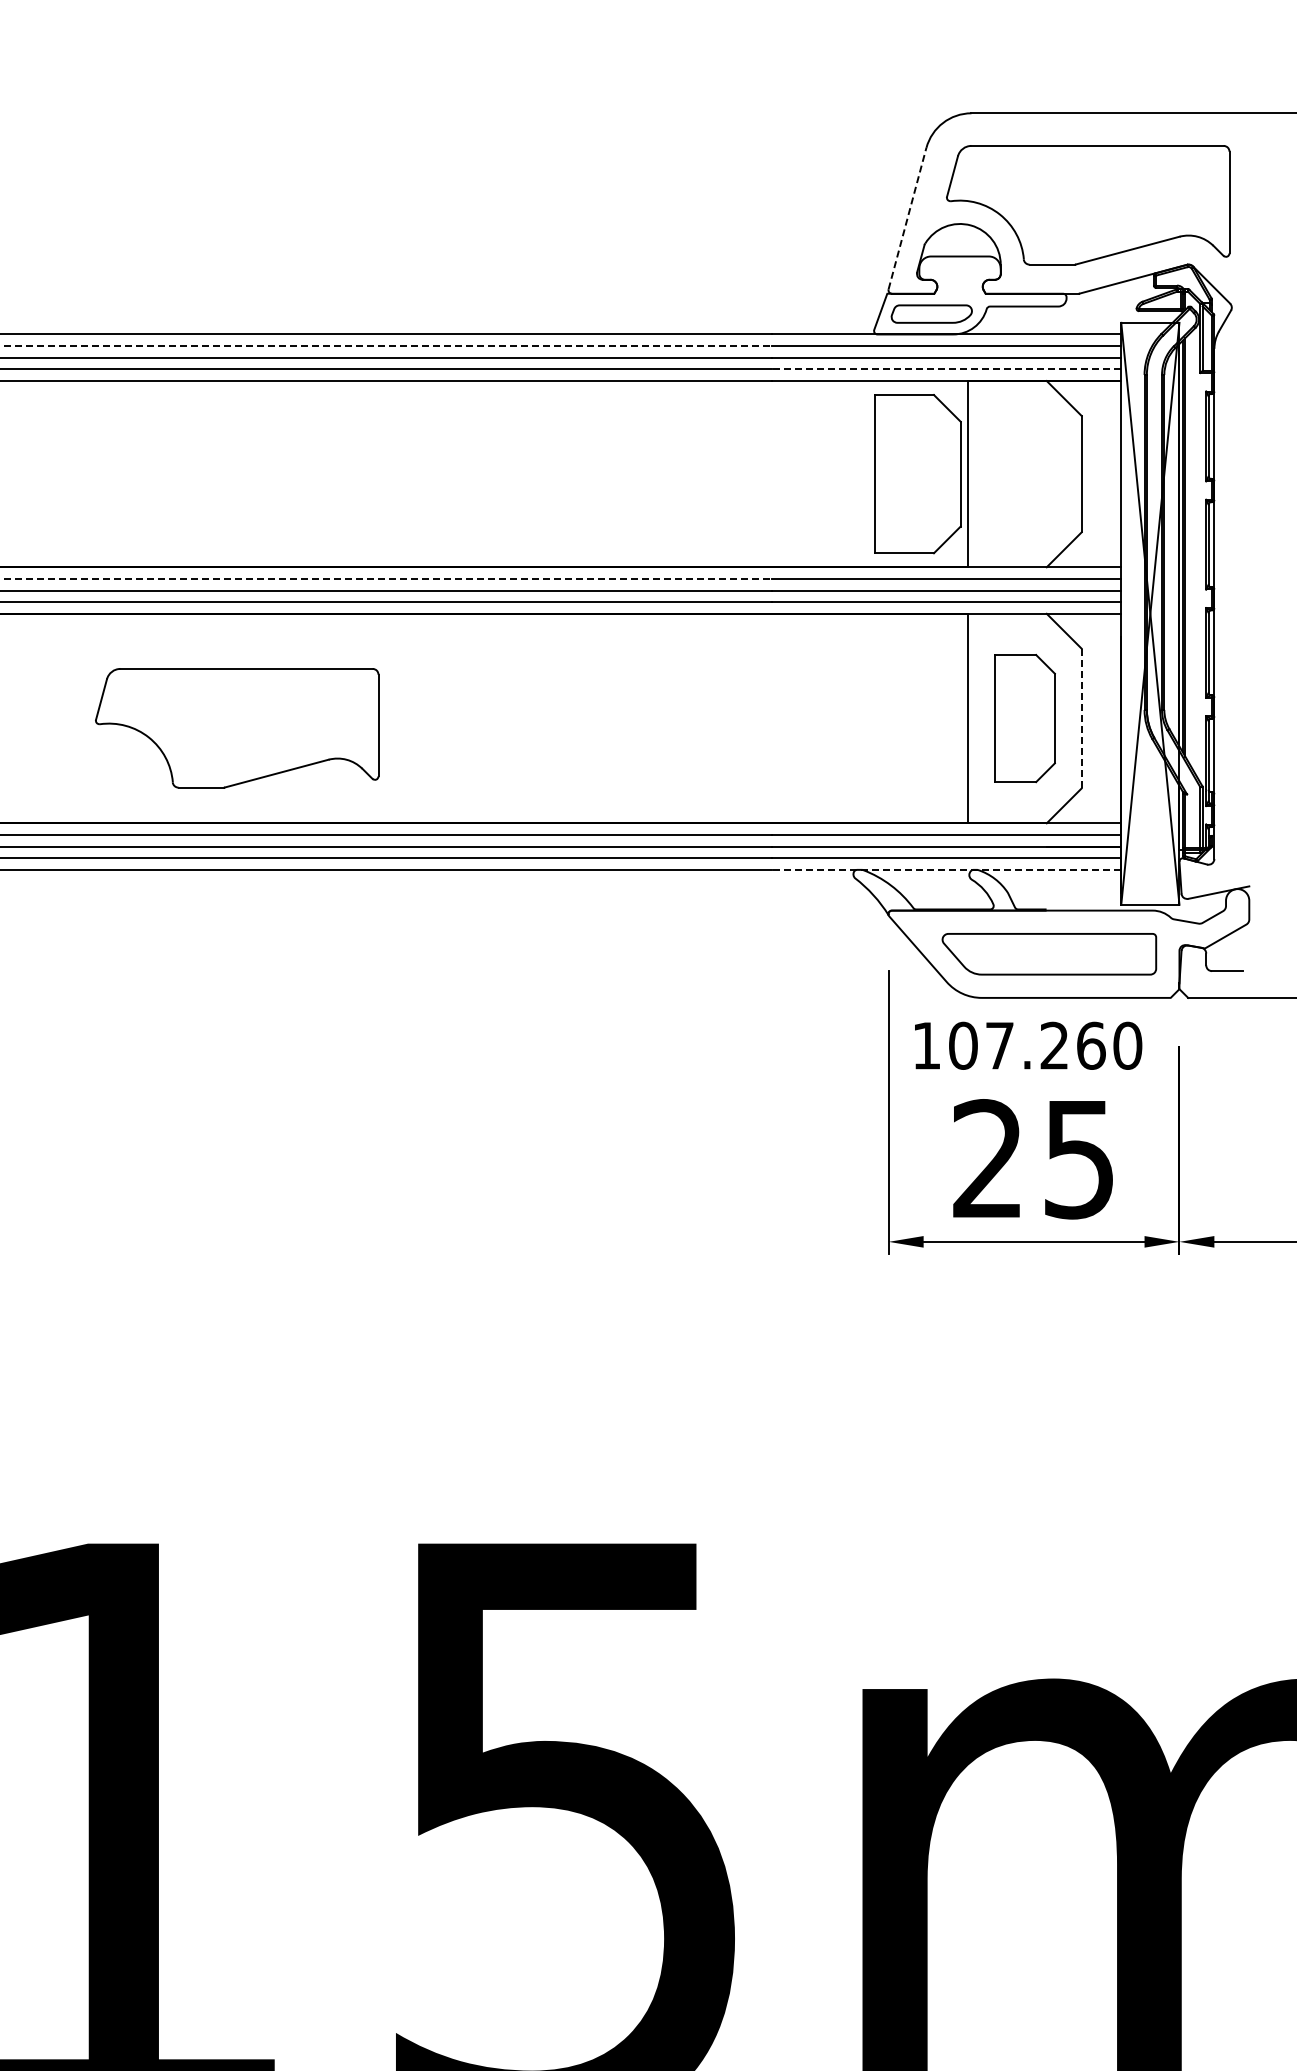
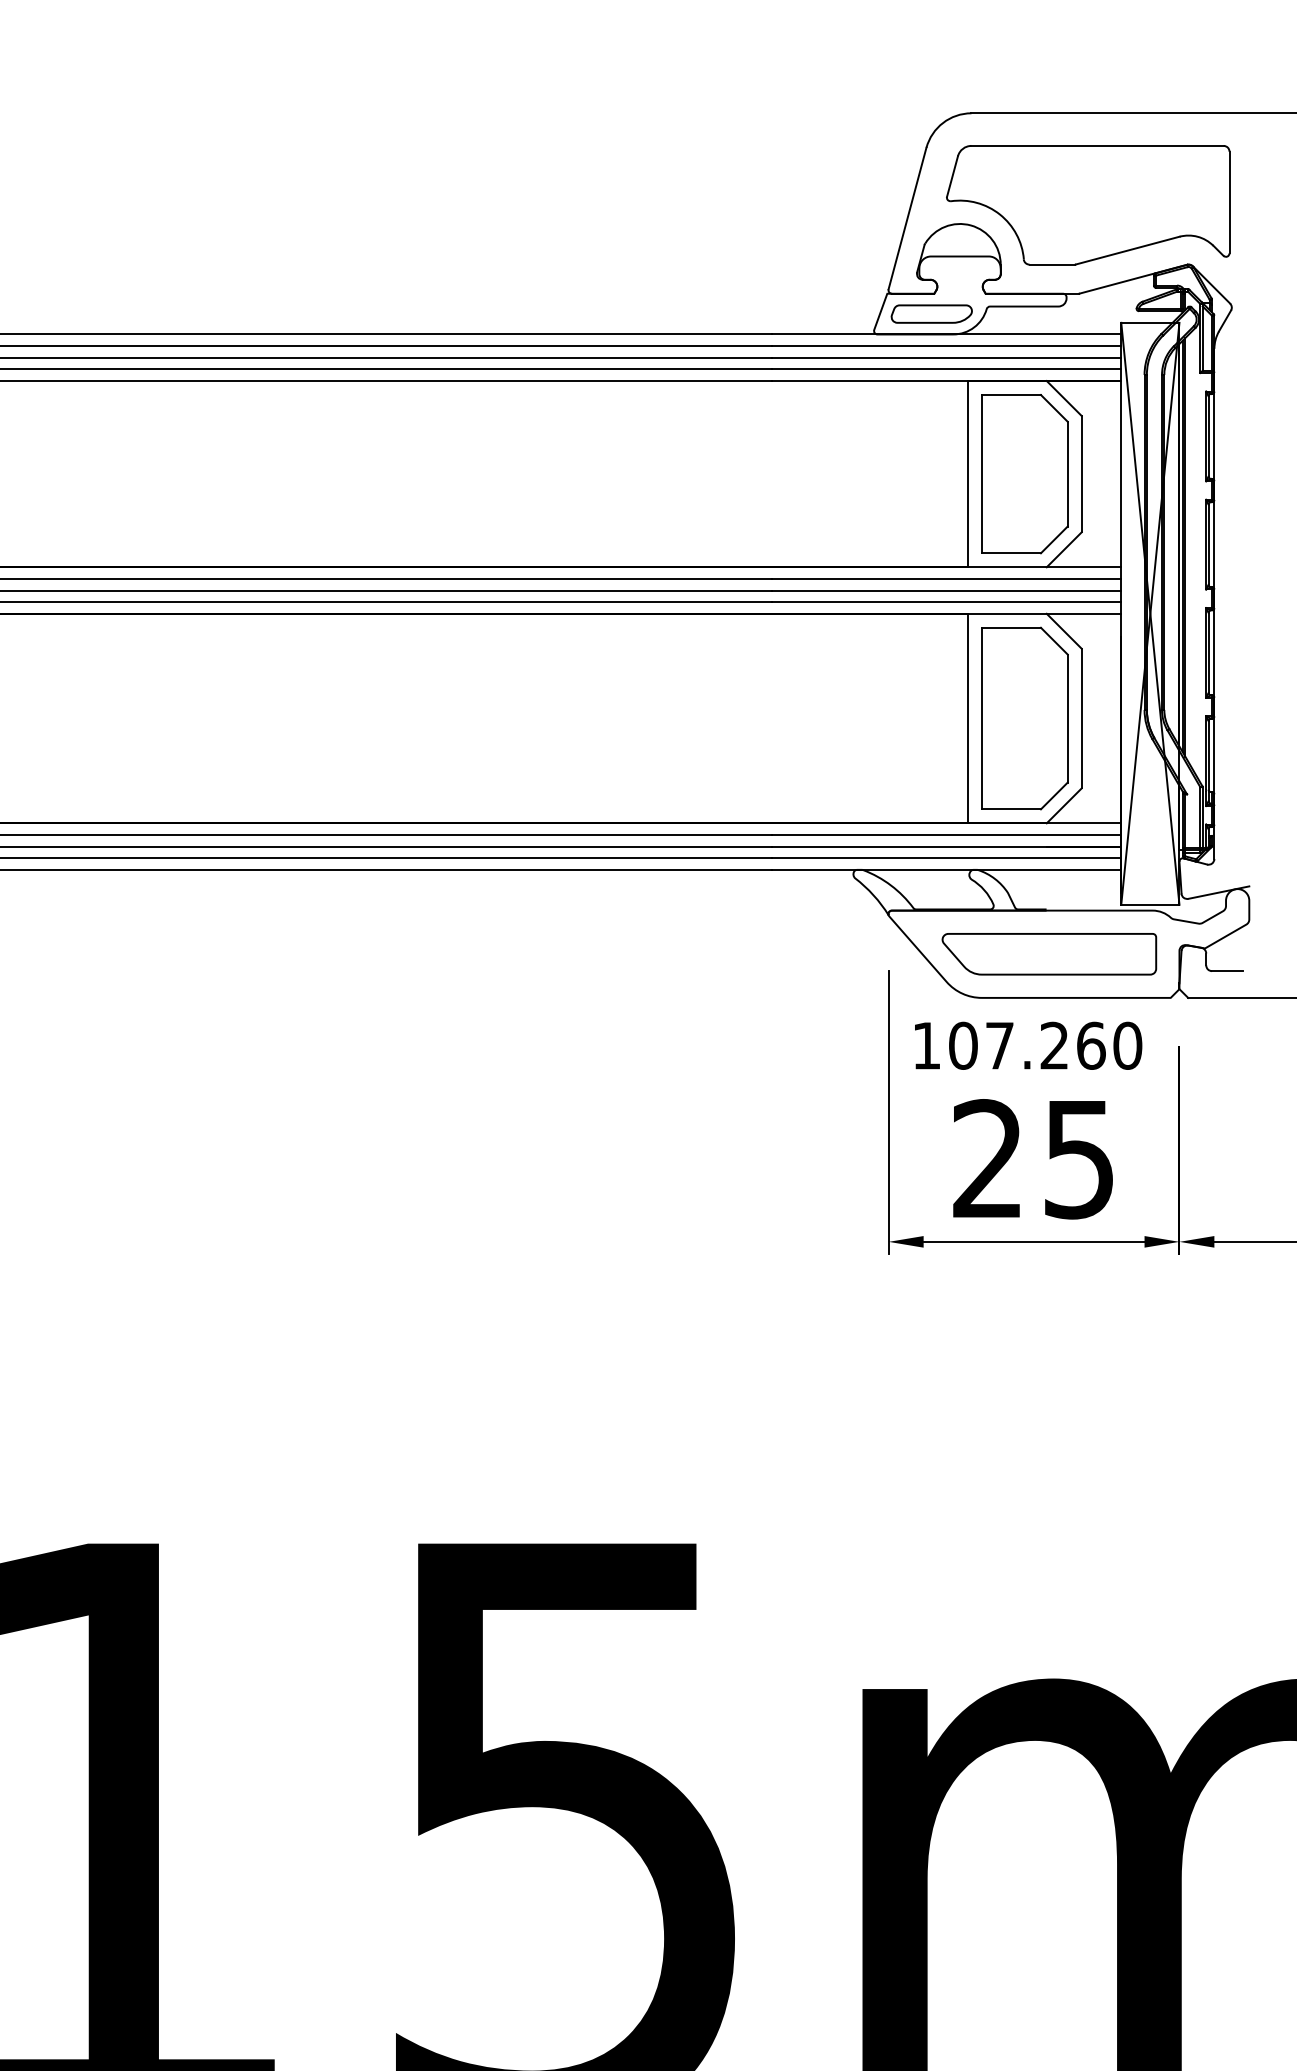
line: dashed -> solid (907, 218)
line: dashed -> solid (386, 346)
line: dashed -> solid (946, 369)
part position: (917, 474) -> (1024, 474) (1024, 474)
line: dashed -> solid (386, 578)
part size: 62x130 px -> 88x185 px (1024, 718)
line: dashed -> solid (1081, 718)
part: present -> none (237, 728)
line: dashed -> solid (946, 869)
